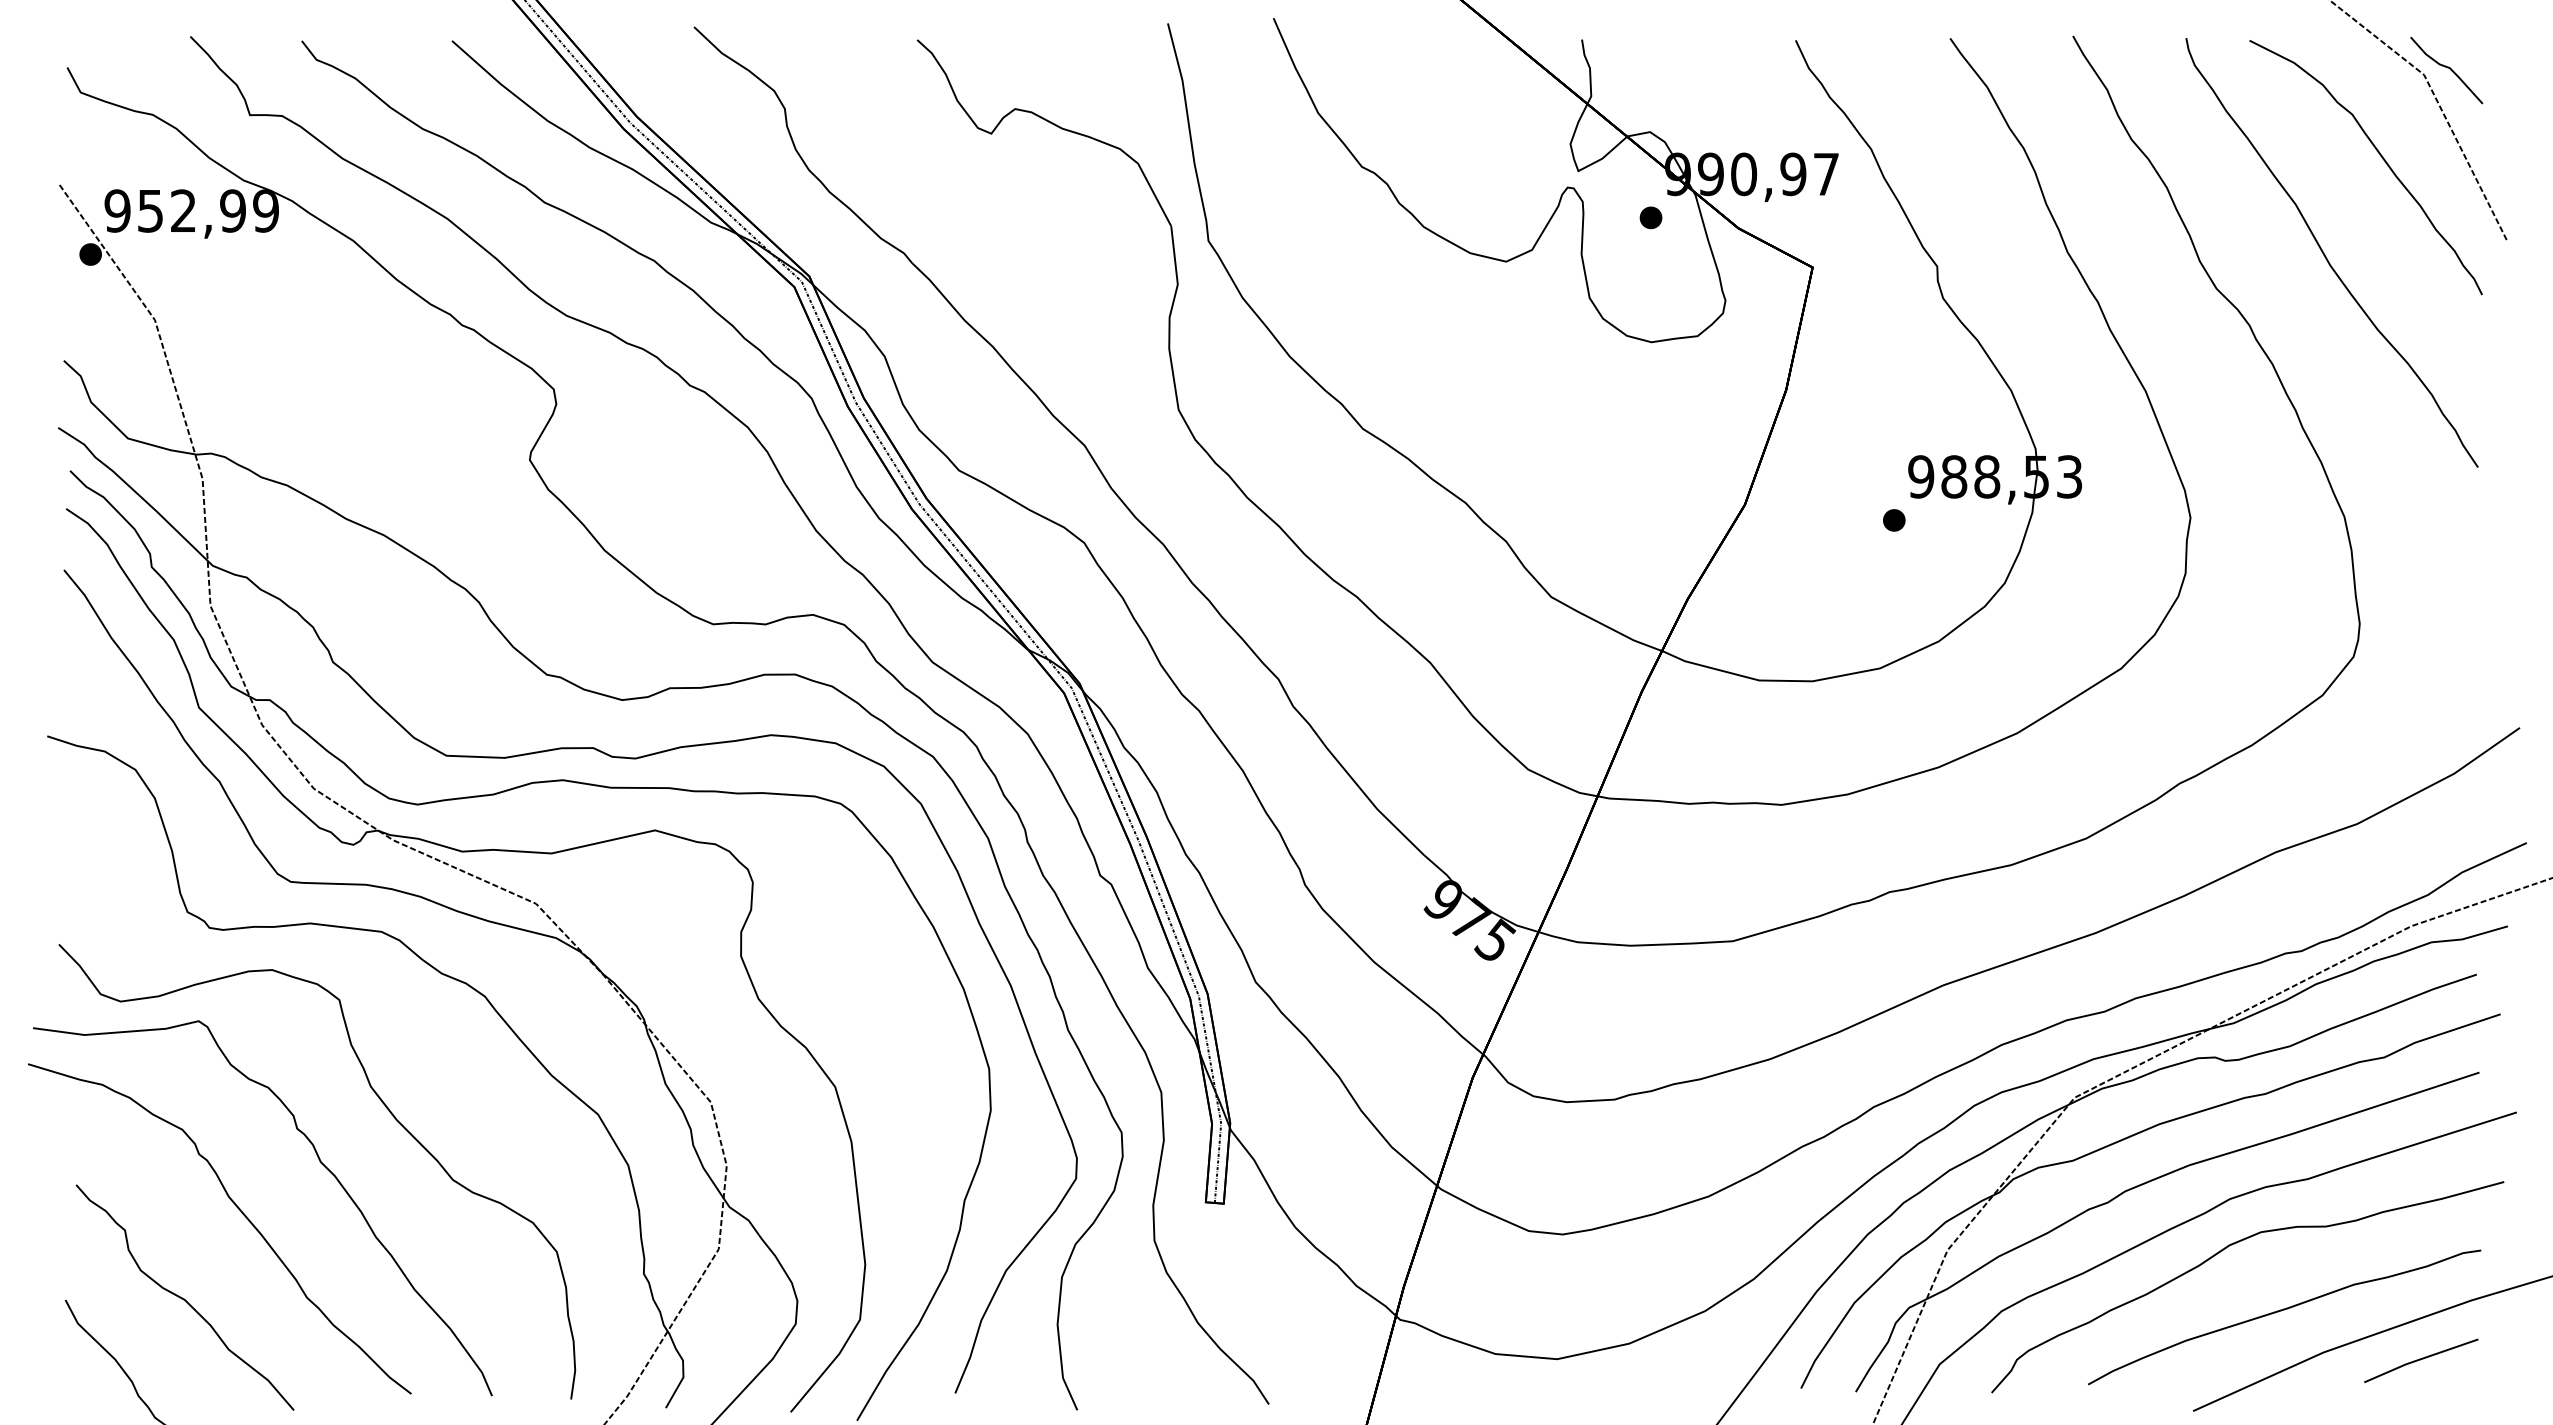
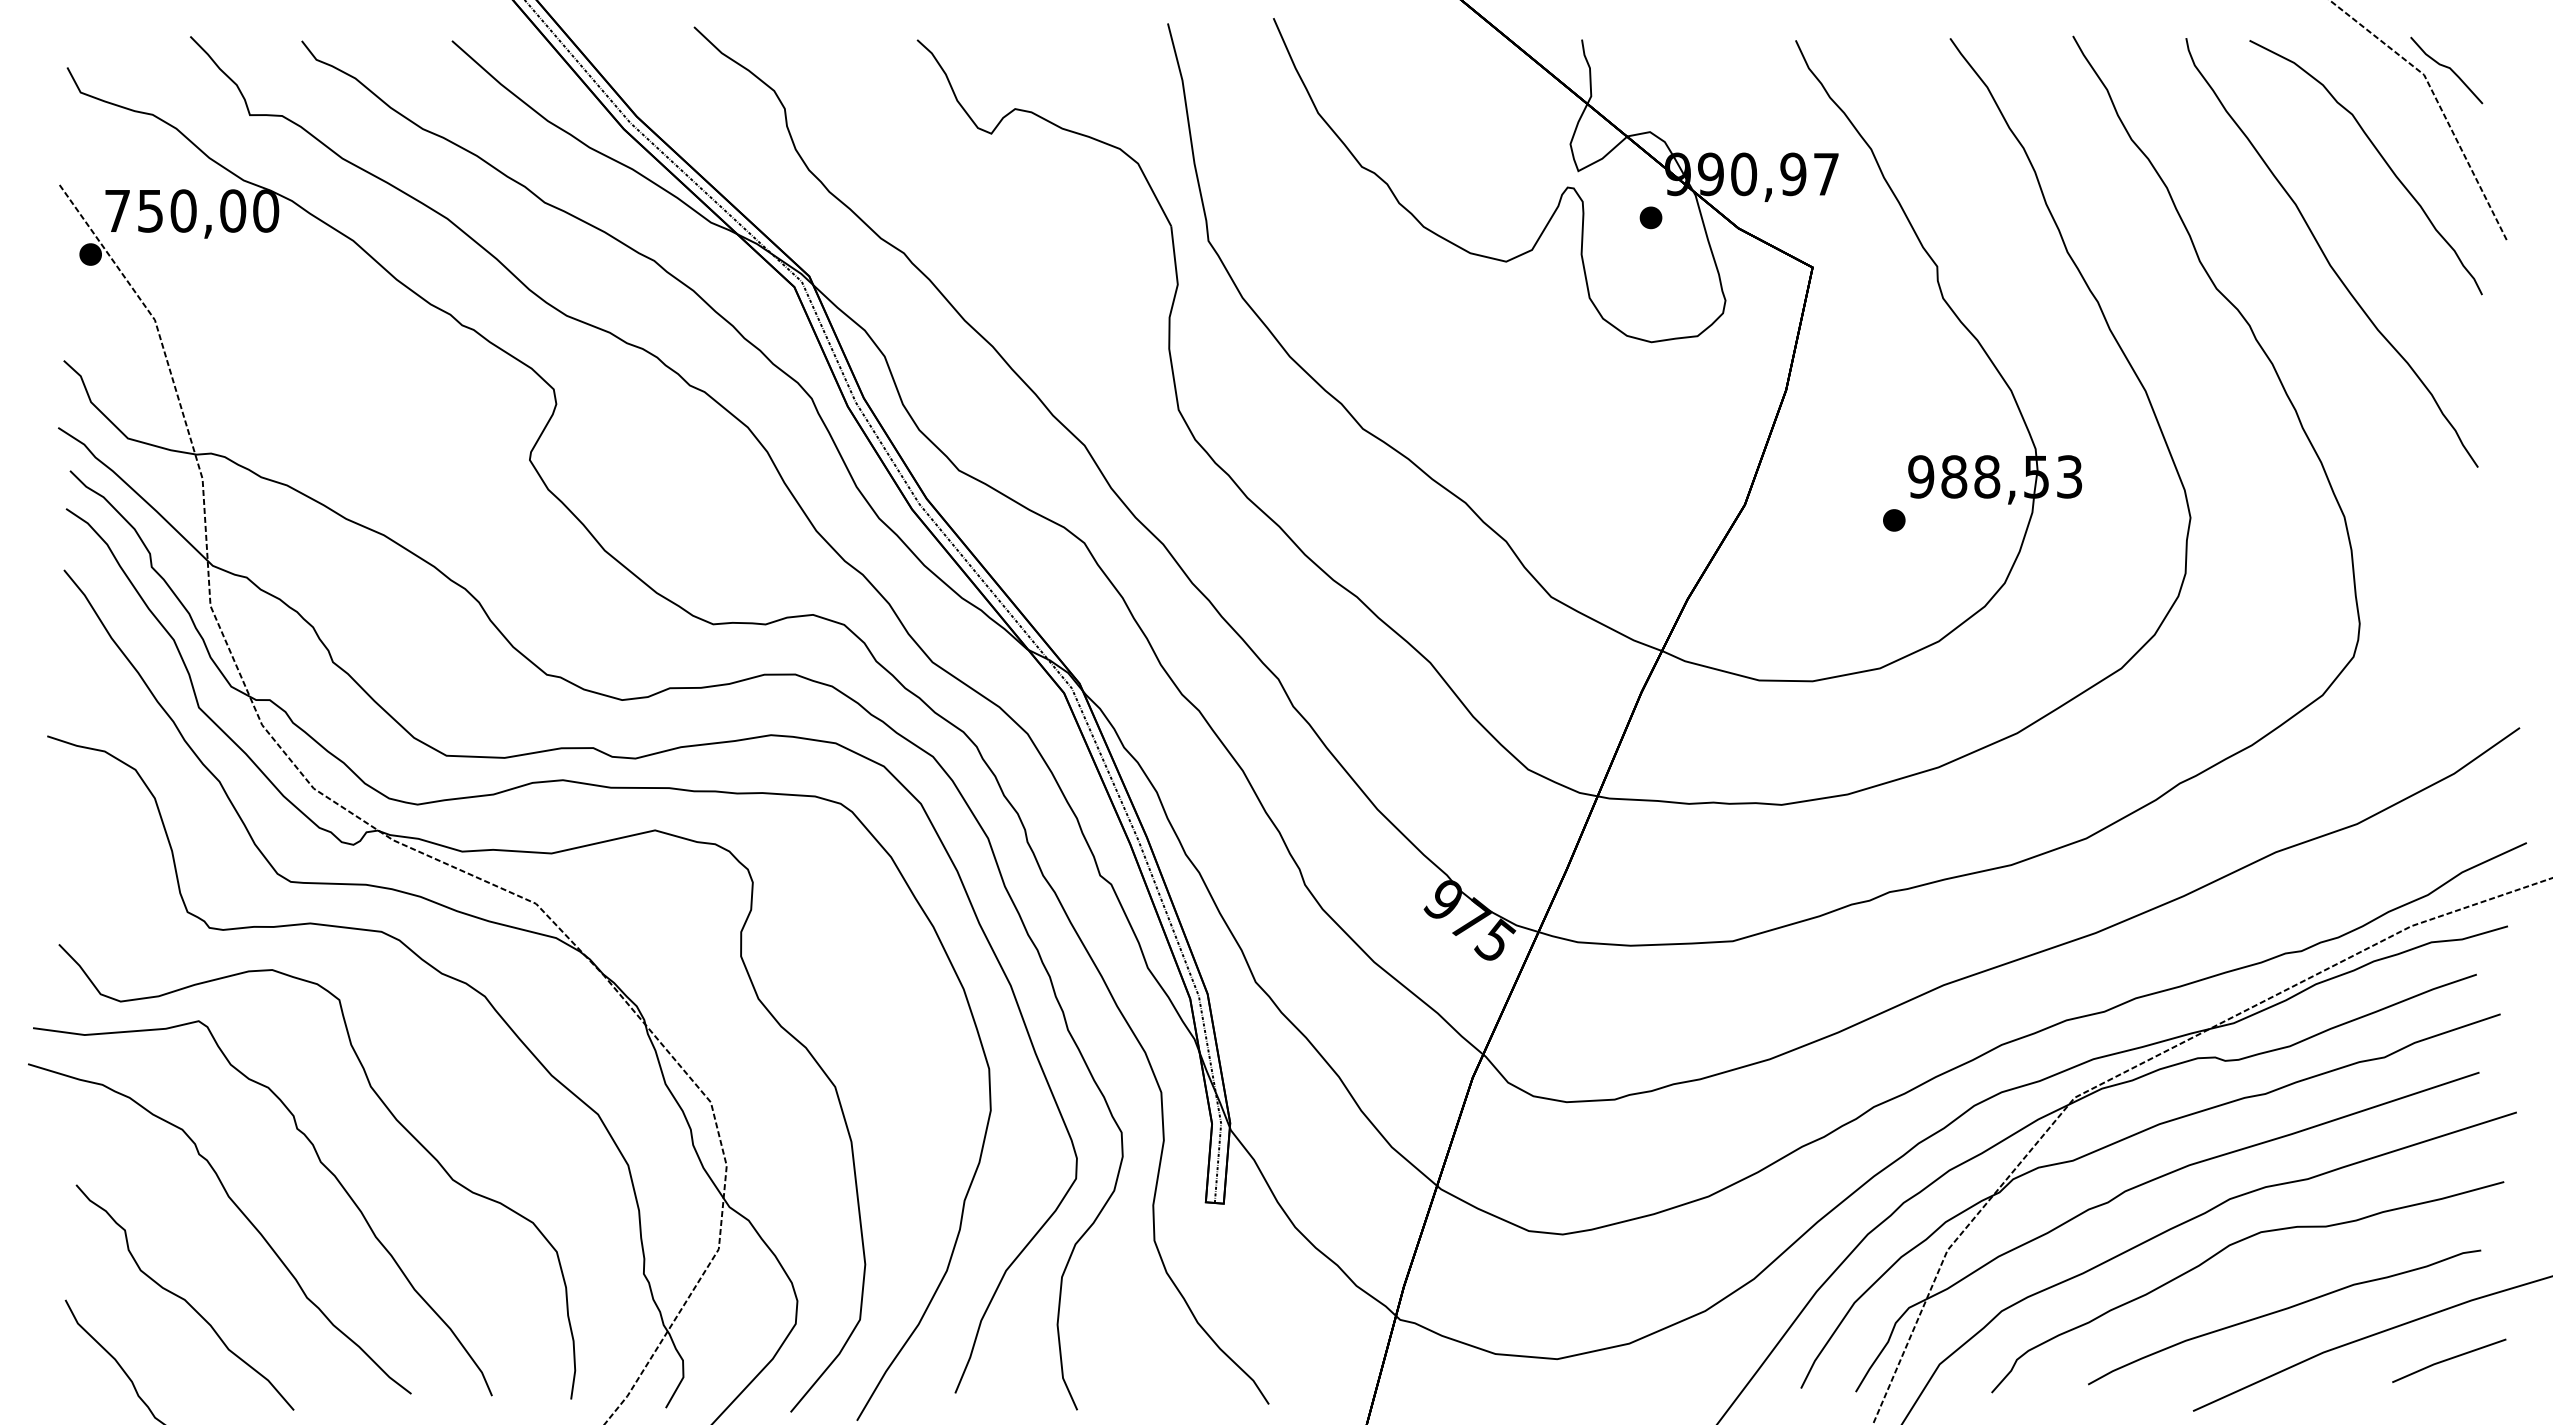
text: 952,99 -> 750,00 (191, 210)
line position: (2421, 1359) -> (2449, 1359) (2449, 1359)
